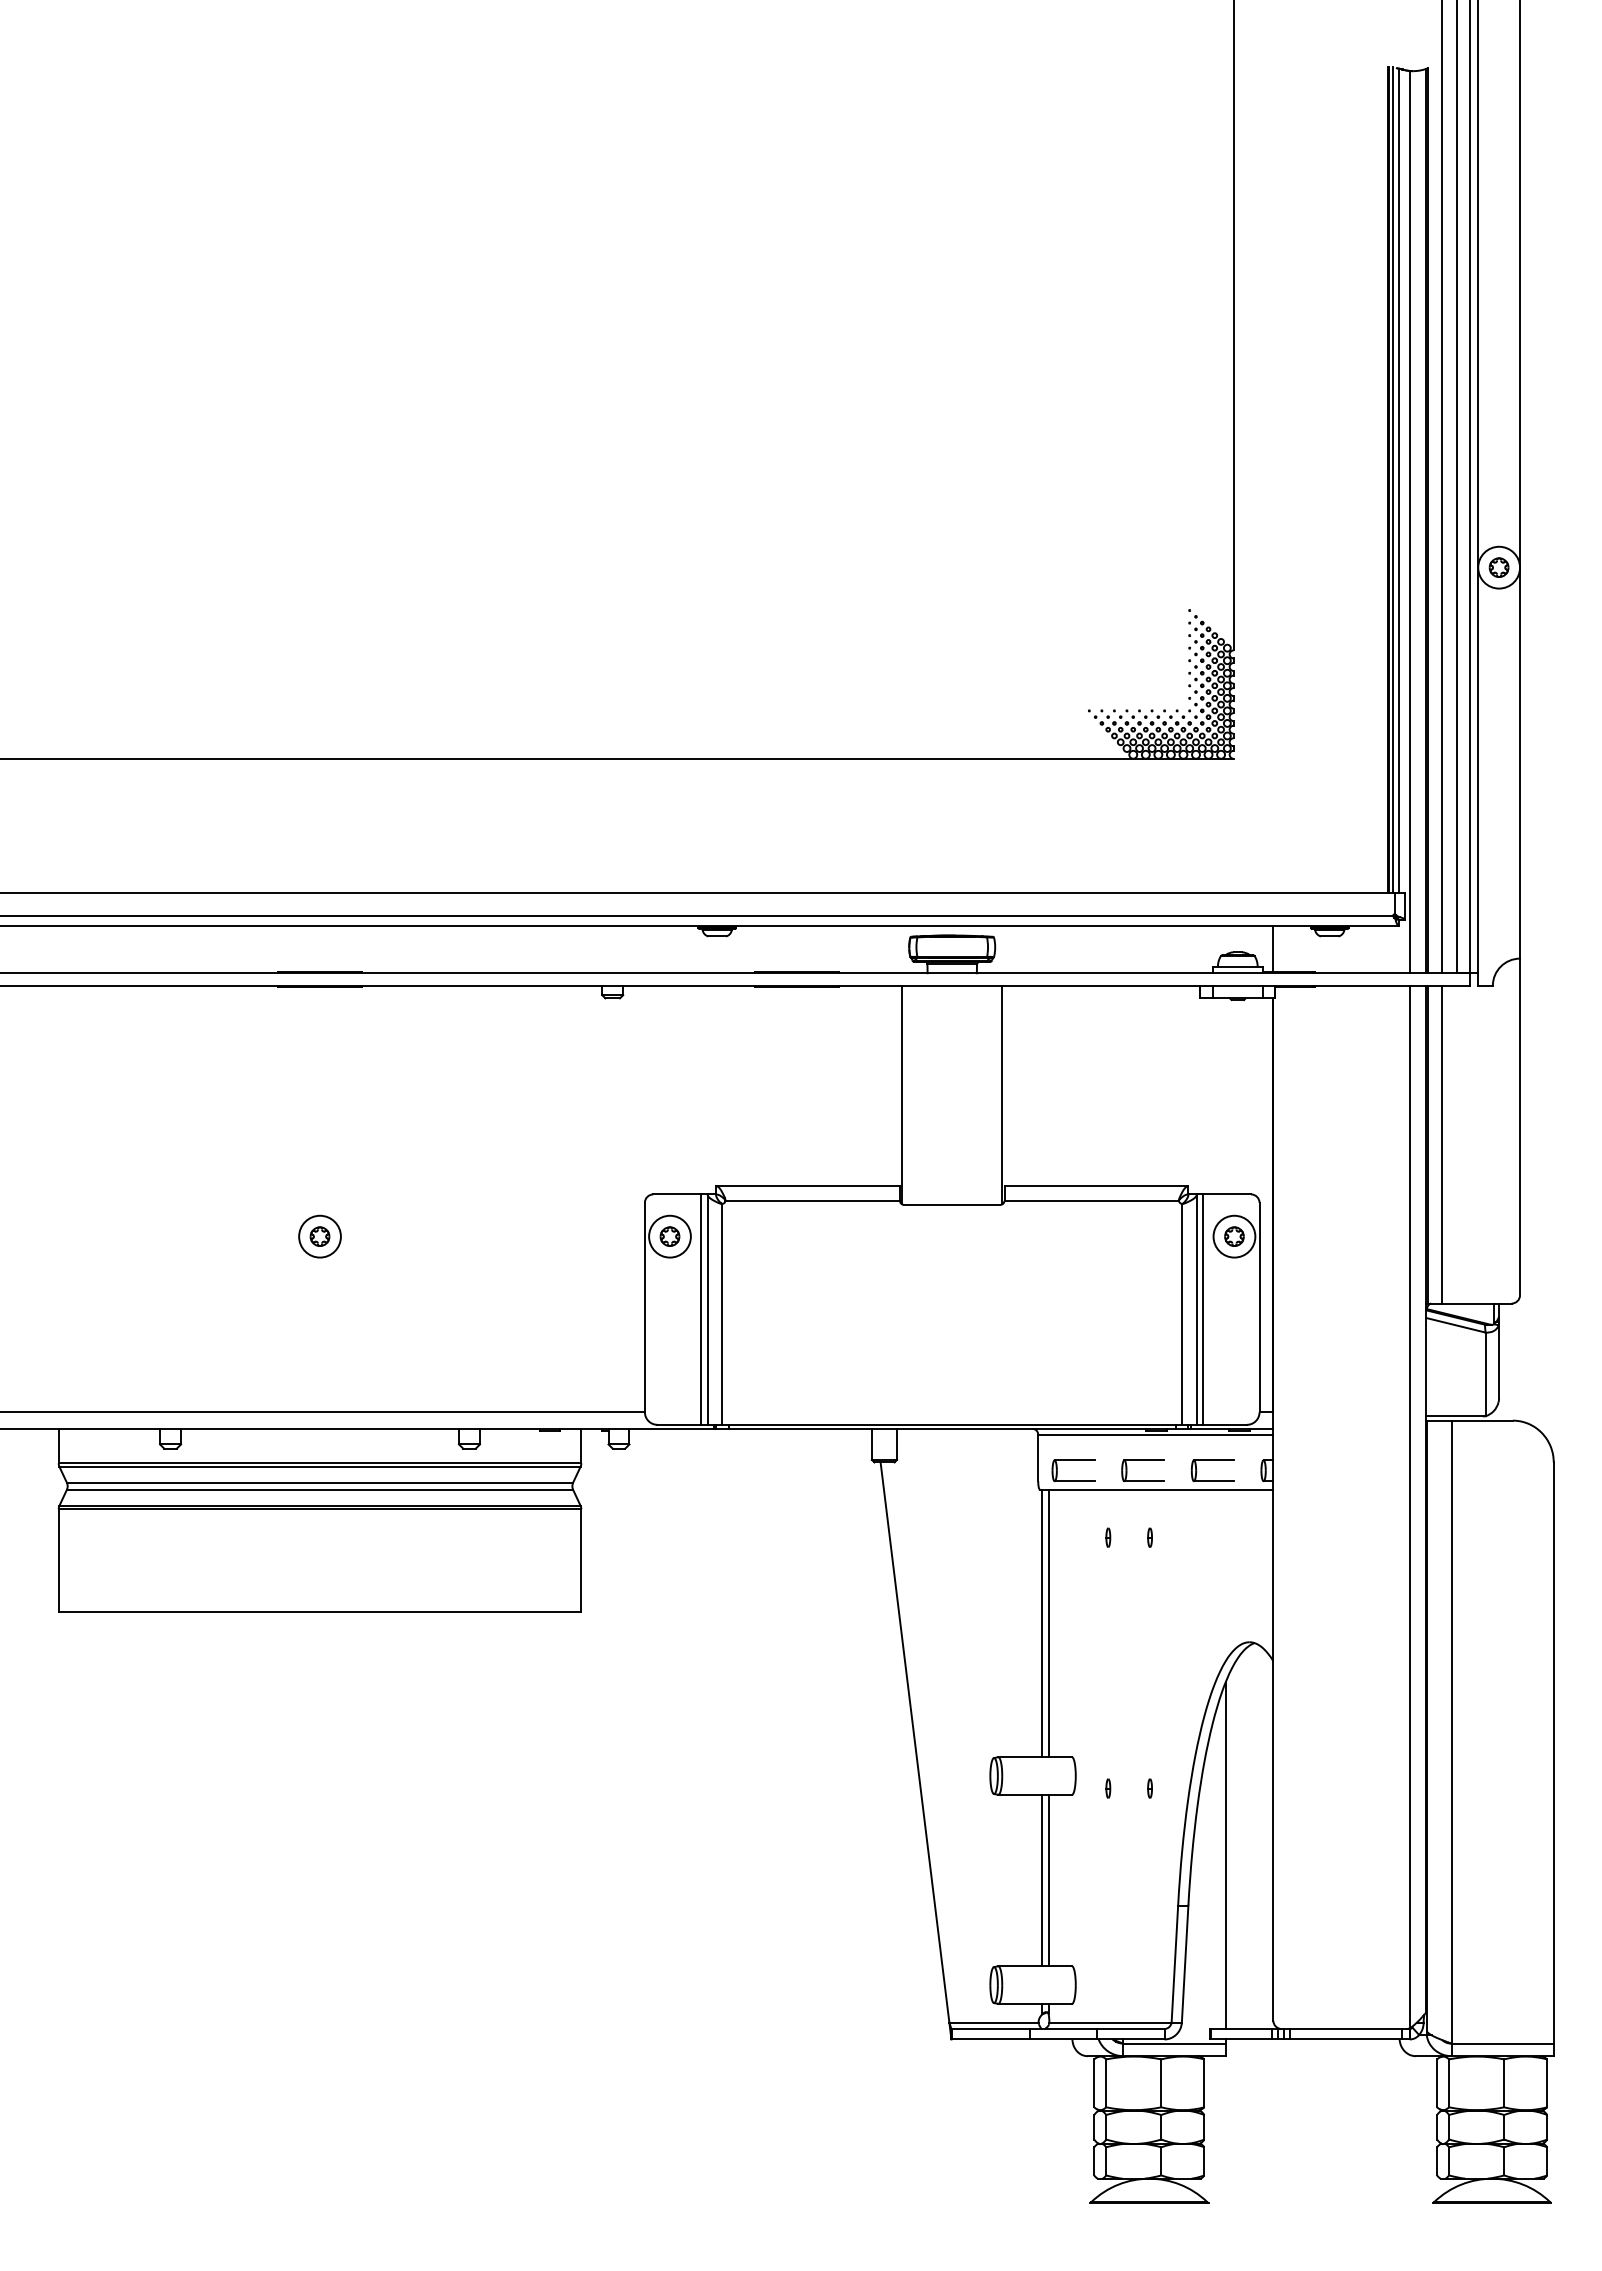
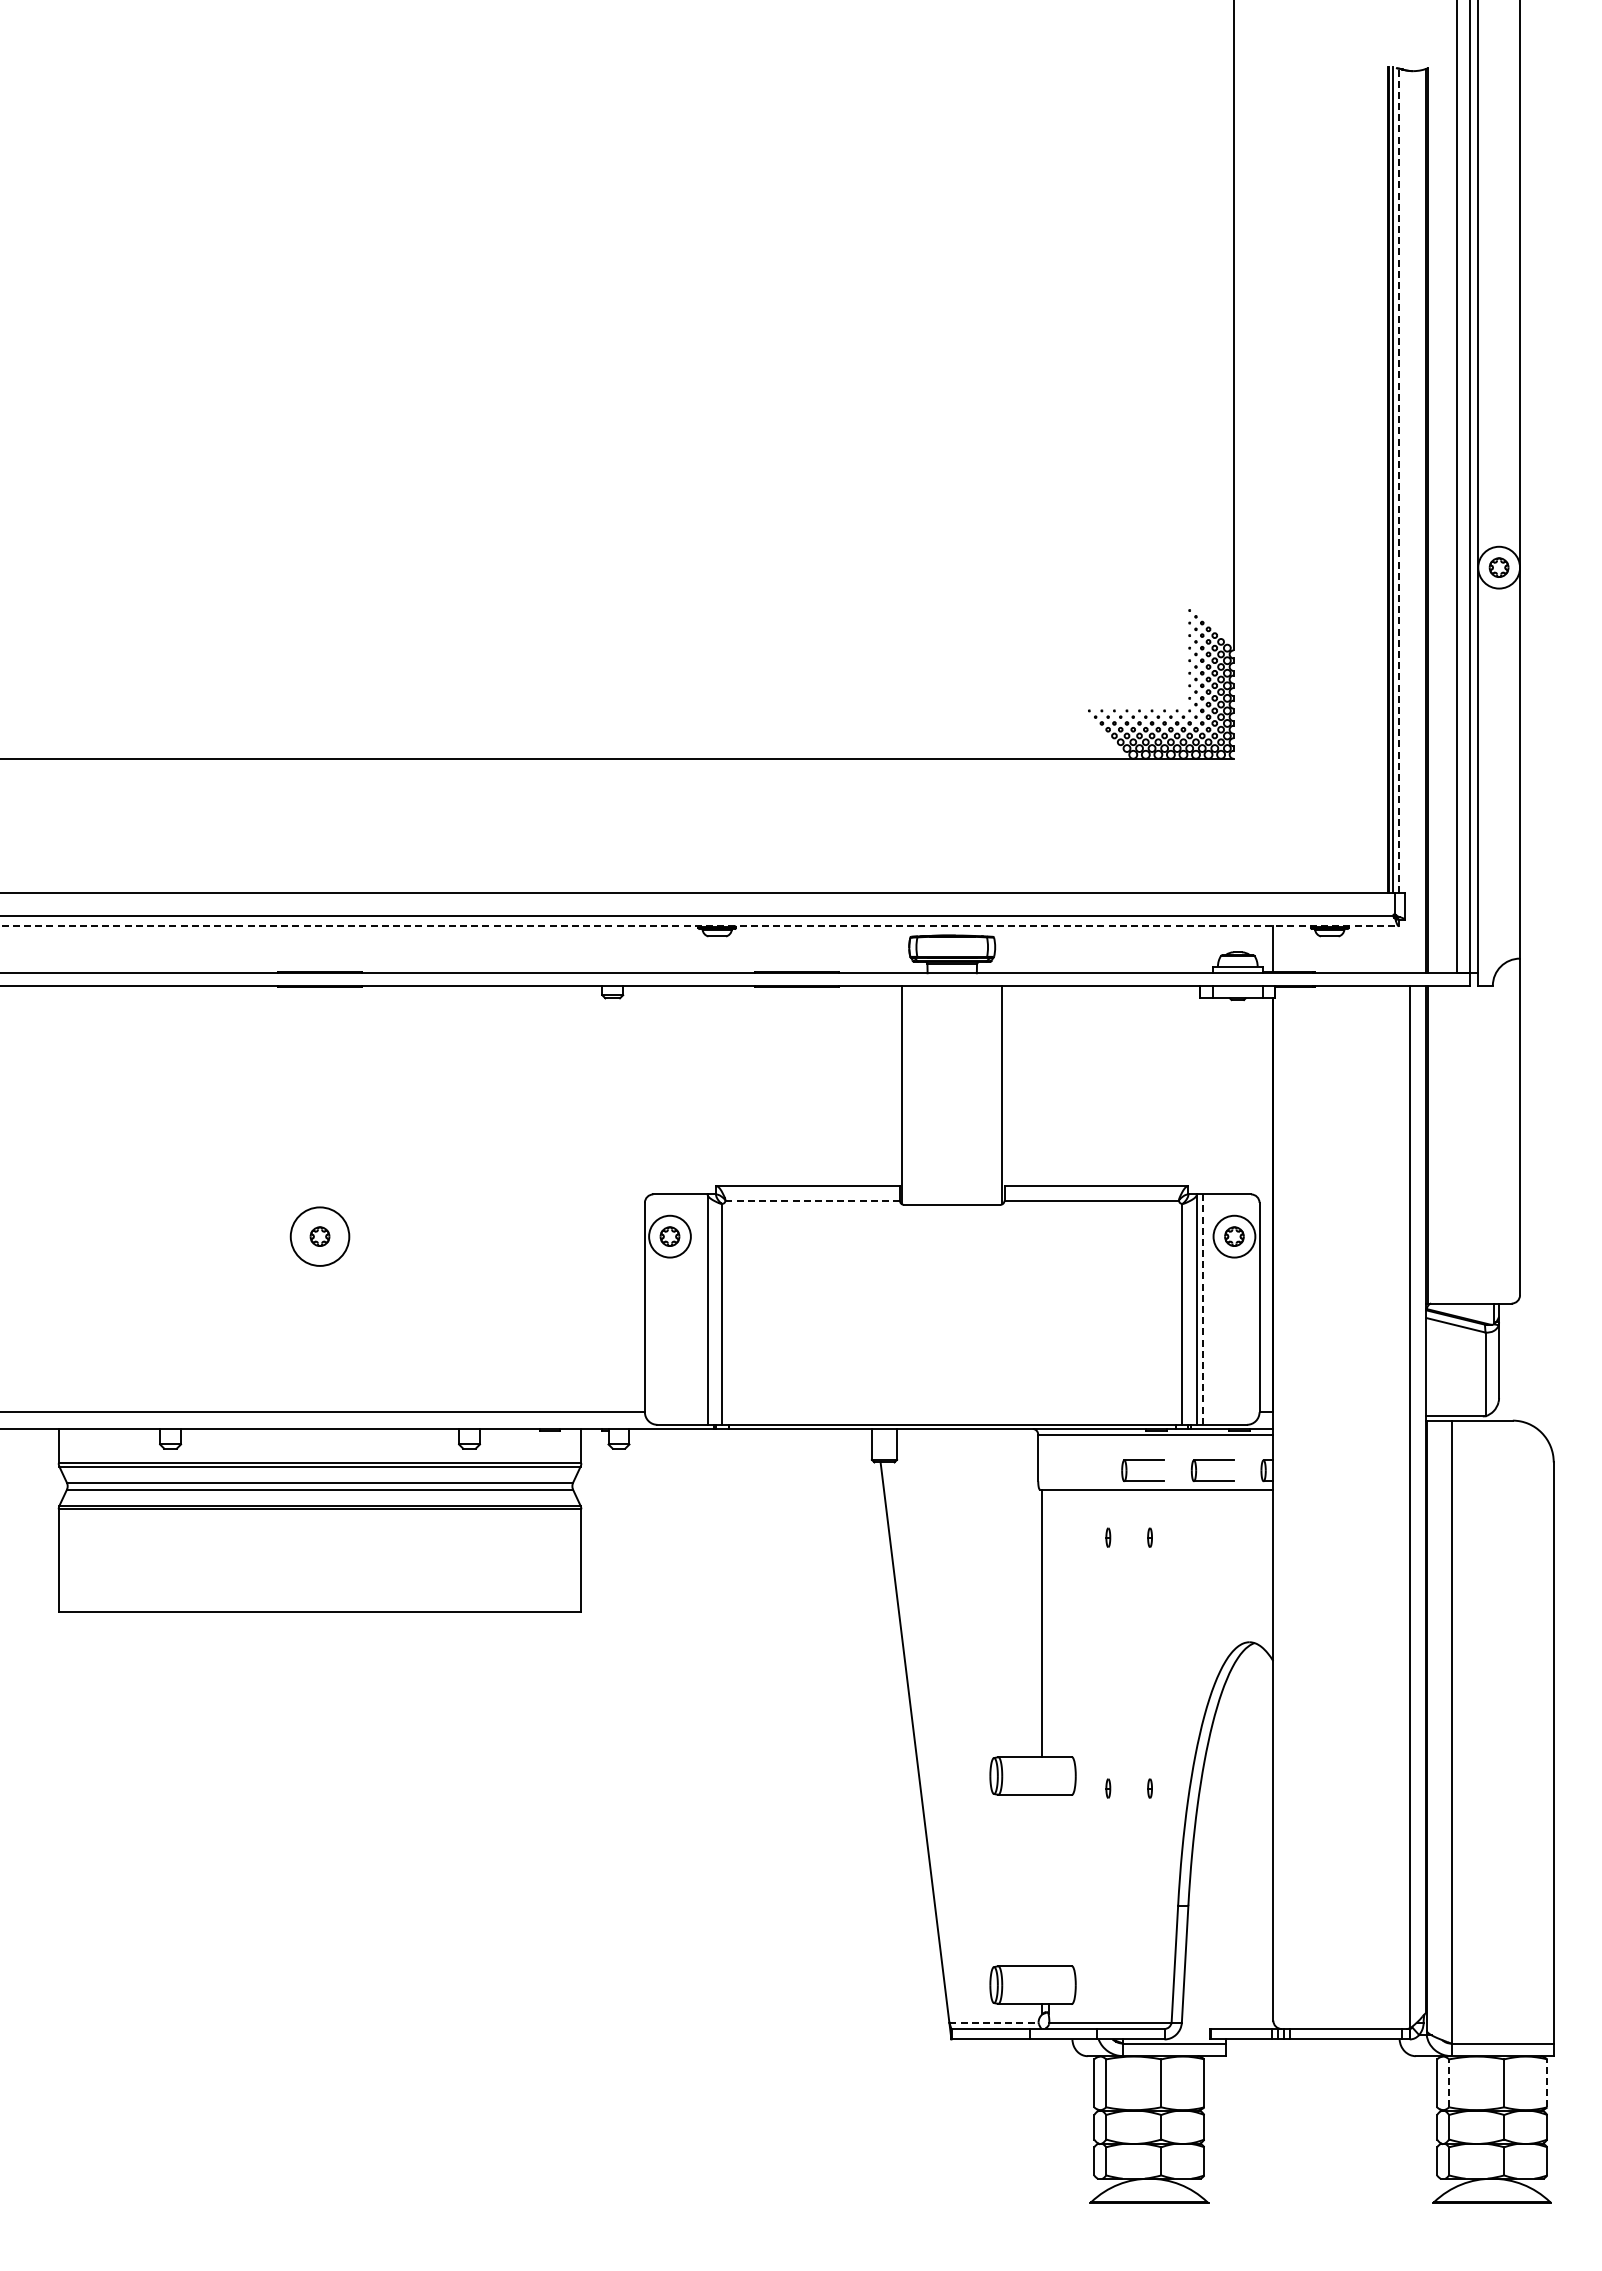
line: solid -> dashed (1398, 480)
line: present -> none (1441, 487)
line: present -> none (1409, 521)
line: solid -> dashed (699, 926)
line: present -> none (1441, 1144)
line: solid -> dashed (813, 1200)
circle diameter: 42 px -> 59 px (319, 1236)
line: present -> none (701, 1309)
line: solid -> dashed (1203, 1309)
part: present -> none (1073, 1460)
line: present -> none (1048, 1623)
line: present -> none (1225, 1855)
line: present -> none (1042, 1880)
line: present -> none (1048, 1880)
line: solid -> dashed (993, 2022)
line: solid -> dashed (1449, 2083)
line: solid -> dashed (1547, 2083)
